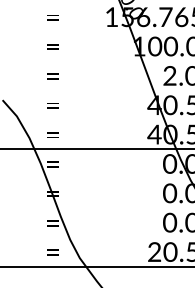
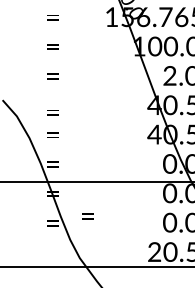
text position: (52, 105) -> (52, 112) (52, 112)
line position: (96, 149) -> (96, 182) (96, 182)
text position: (52, 252) -> (87, 216) (87, 216)
